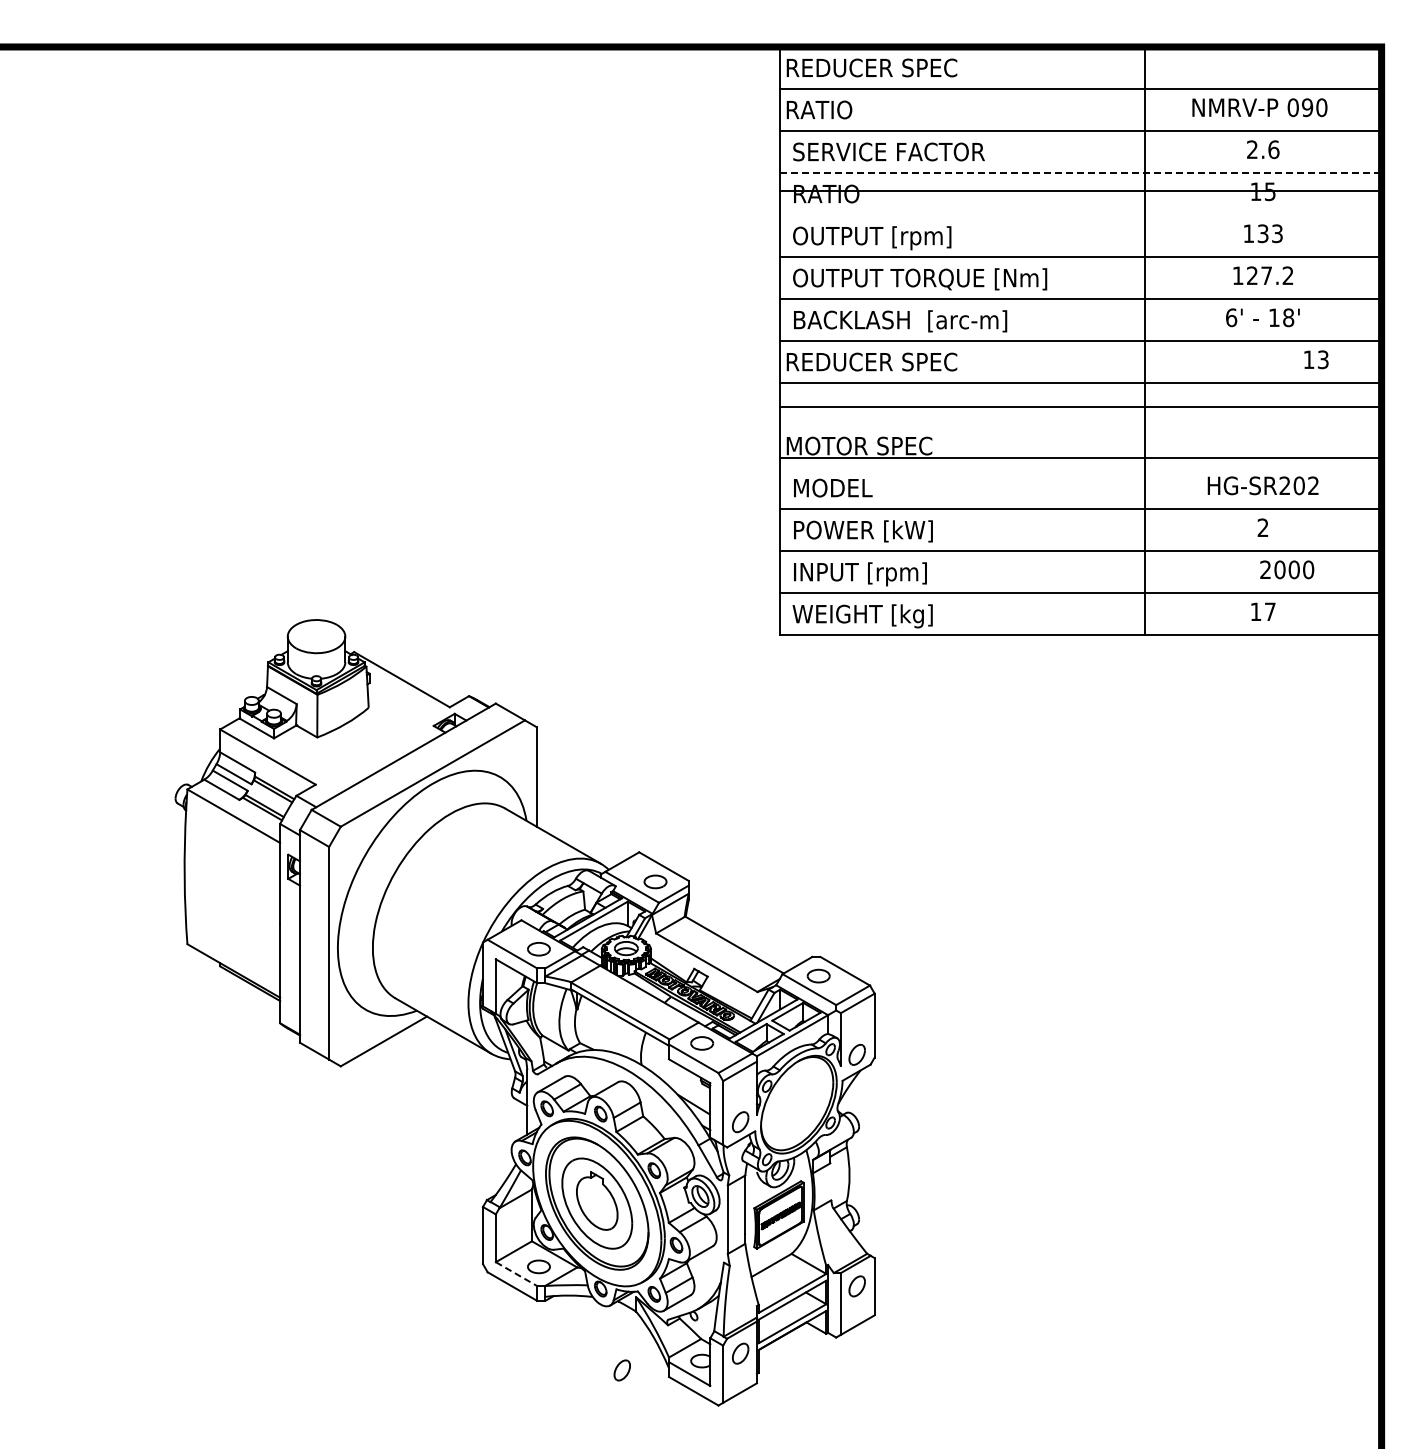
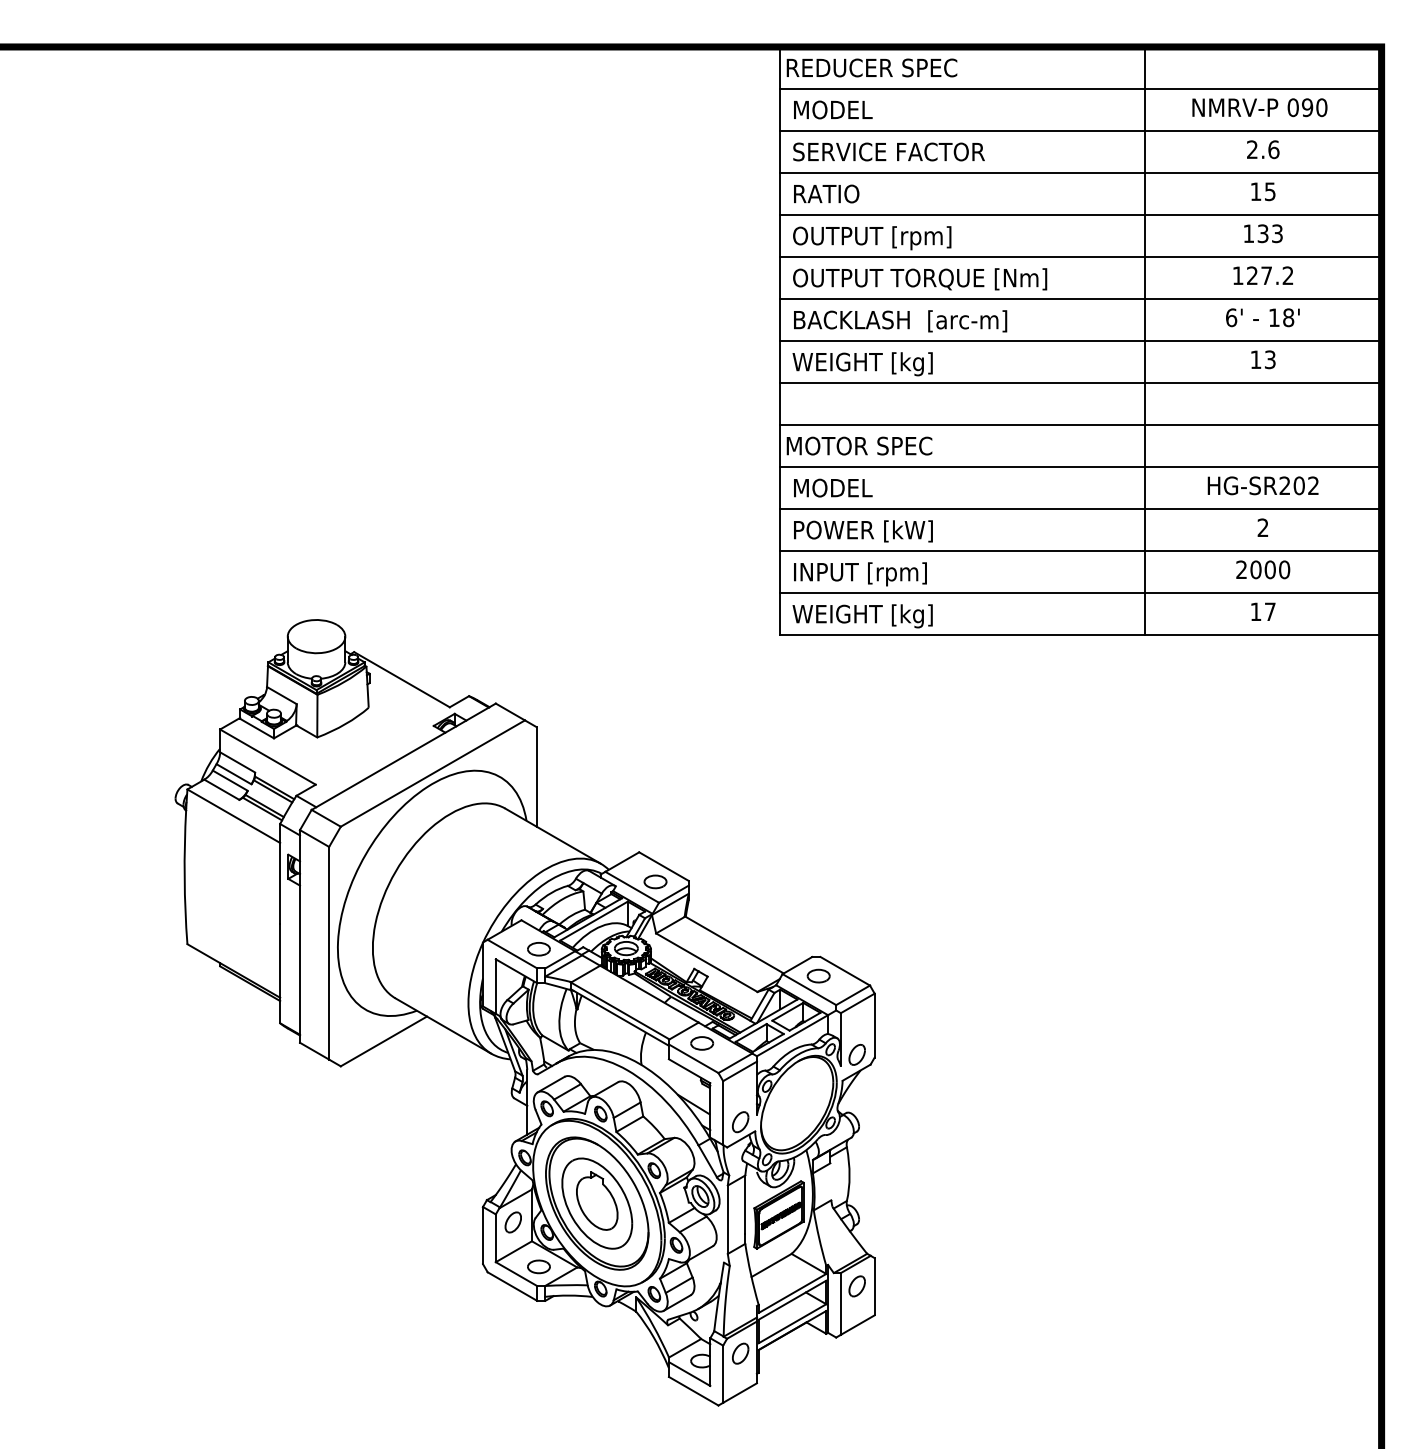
text: RATIO -> MODEL (829, 109)
line: dashed -> solid (1080, 173)
line position: (1080, 191) -> (1080, 215) (1080, 215)
text position: (1316, 359) -> (1263, 359) (1263, 359)
text: REDUCER SPEC -> WEIGHT [kg] (871, 364)
line position: (1080, 407) -> (1080, 425) (1080, 425)
line position: (1080, 458) -> (1080, 467) (1080, 467)
text position: (1287, 569) -> (1263, 569) (1263, 569)
line: dashed -> solid (516, 1274)
part position: (621, 1370) -> (512, 1222) (512, 1222)
